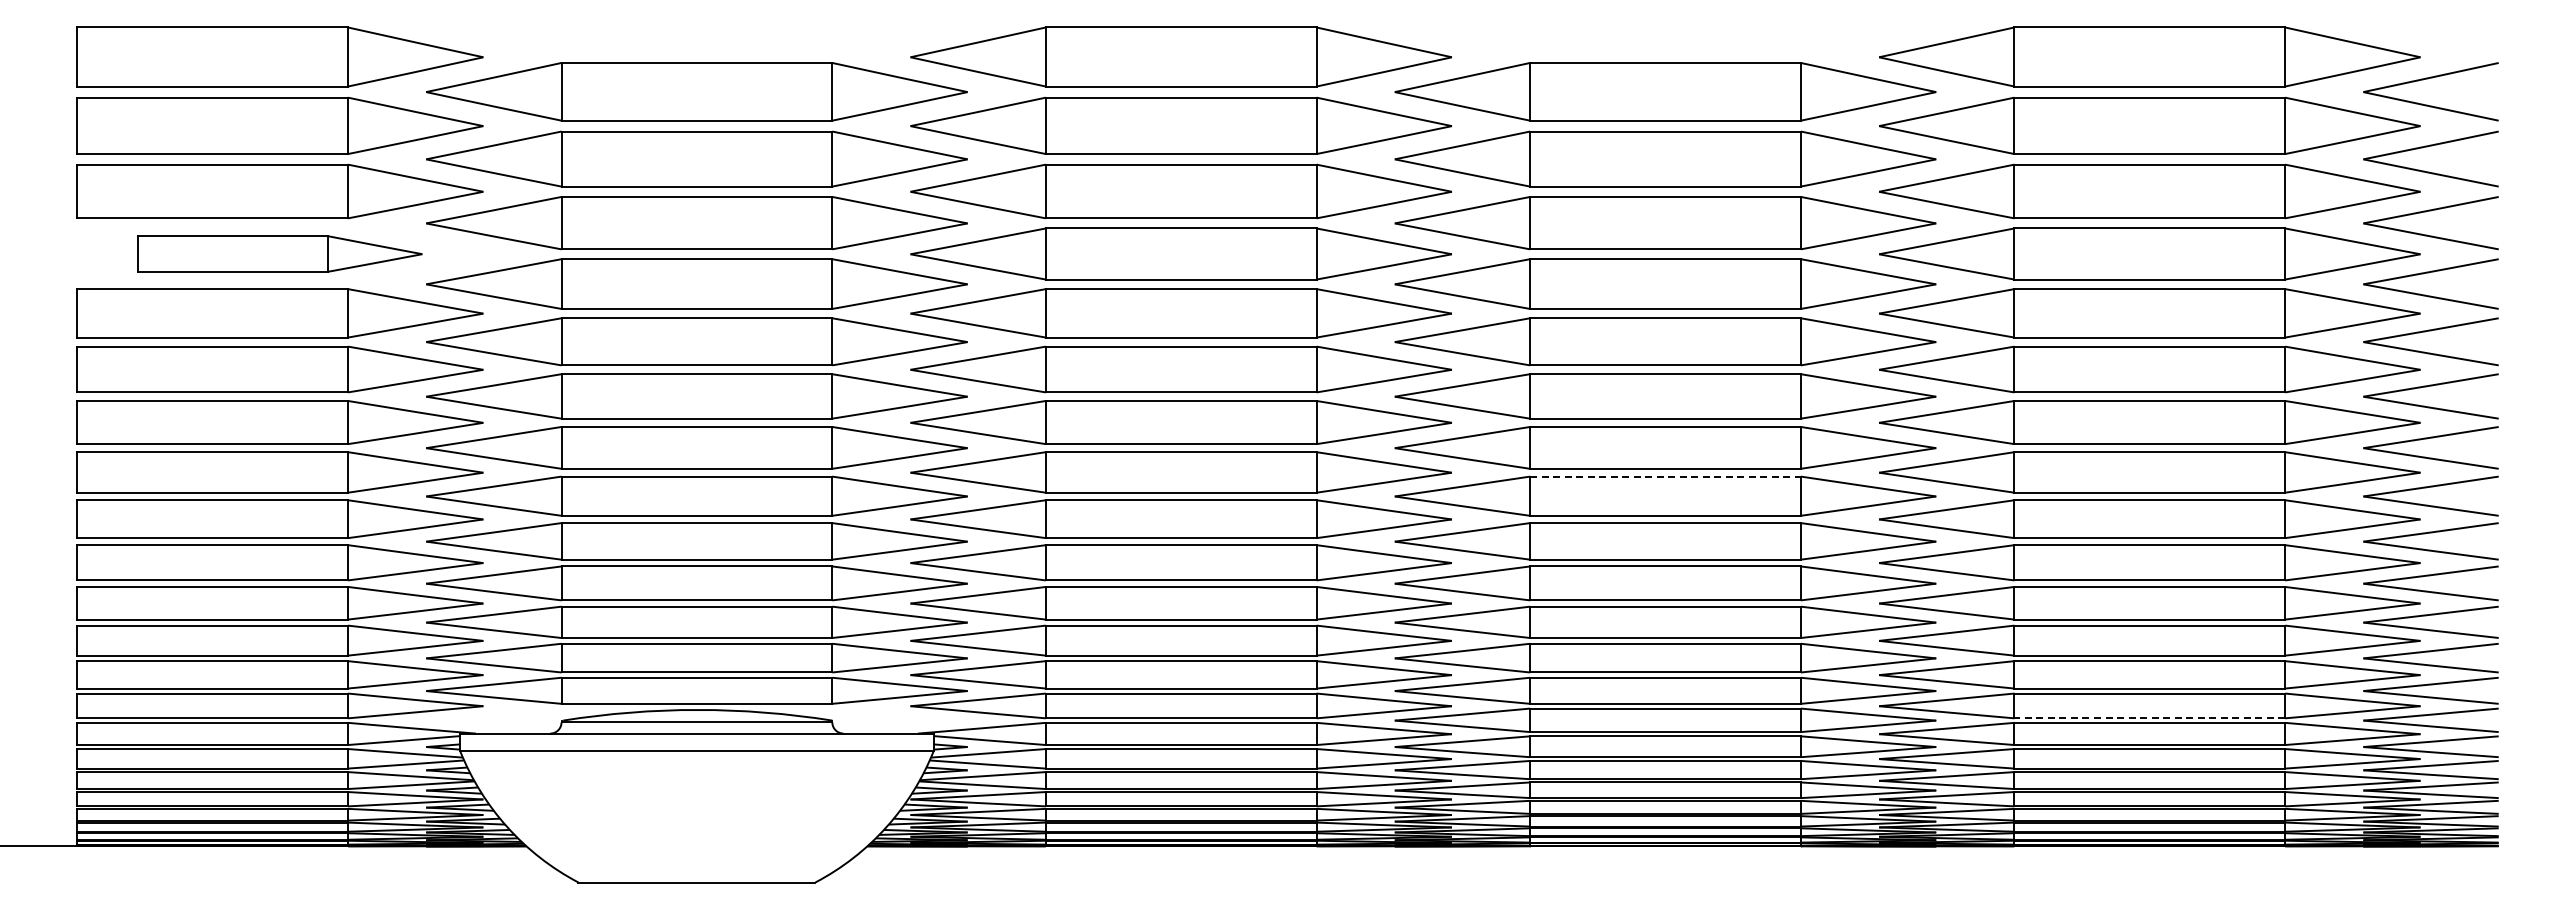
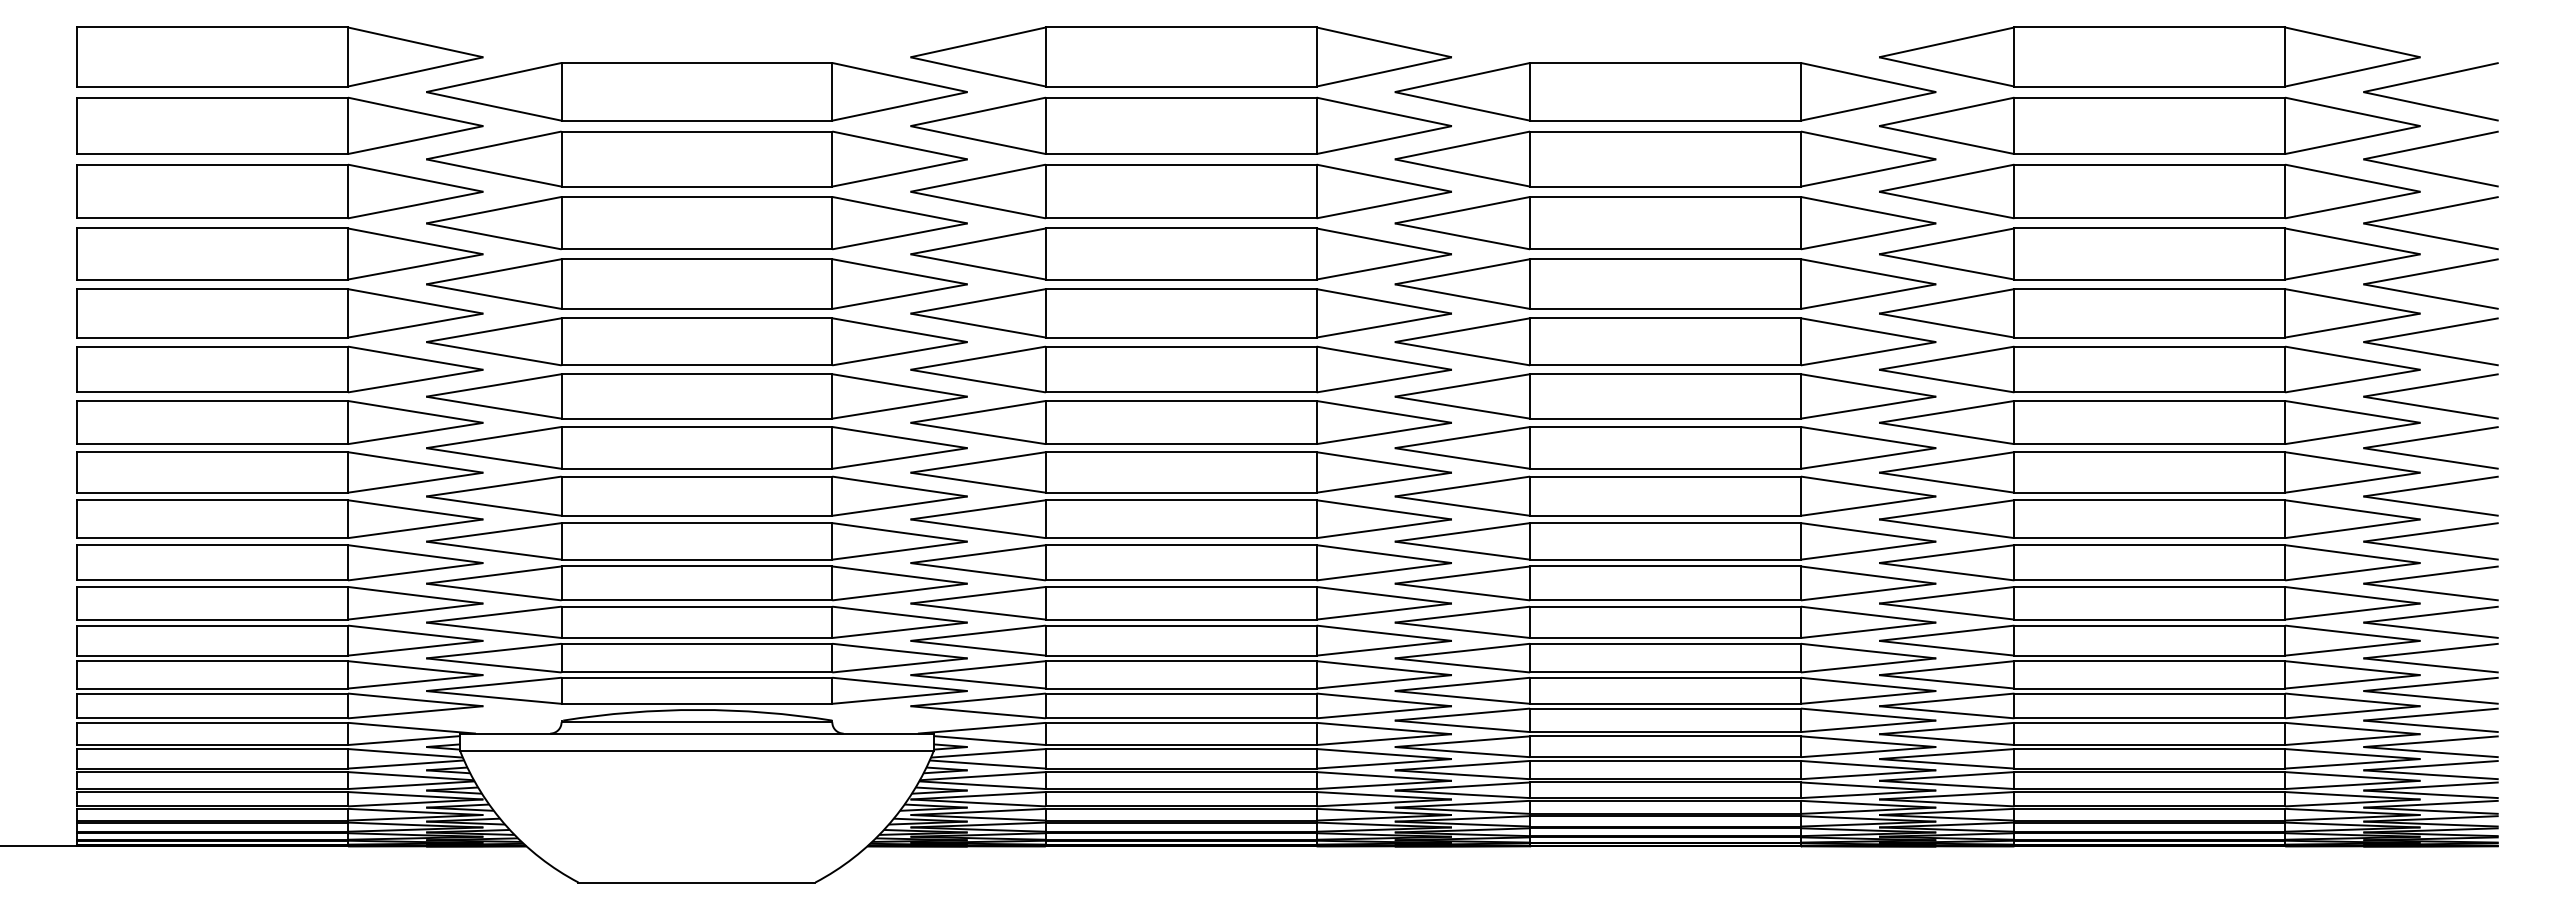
part size: 286x38 px -> 408x54 px (279, 253)
line: dashed -> solid (1666, 476)
line: dashed -> solid (2149, 718)
